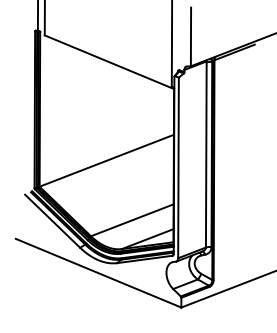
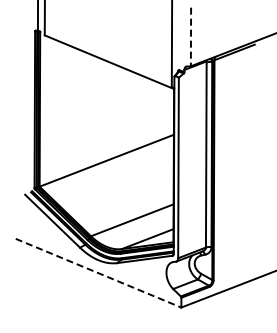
line: solid -> dashed (190, 37)
line: solid -> dashed (98, 273)
